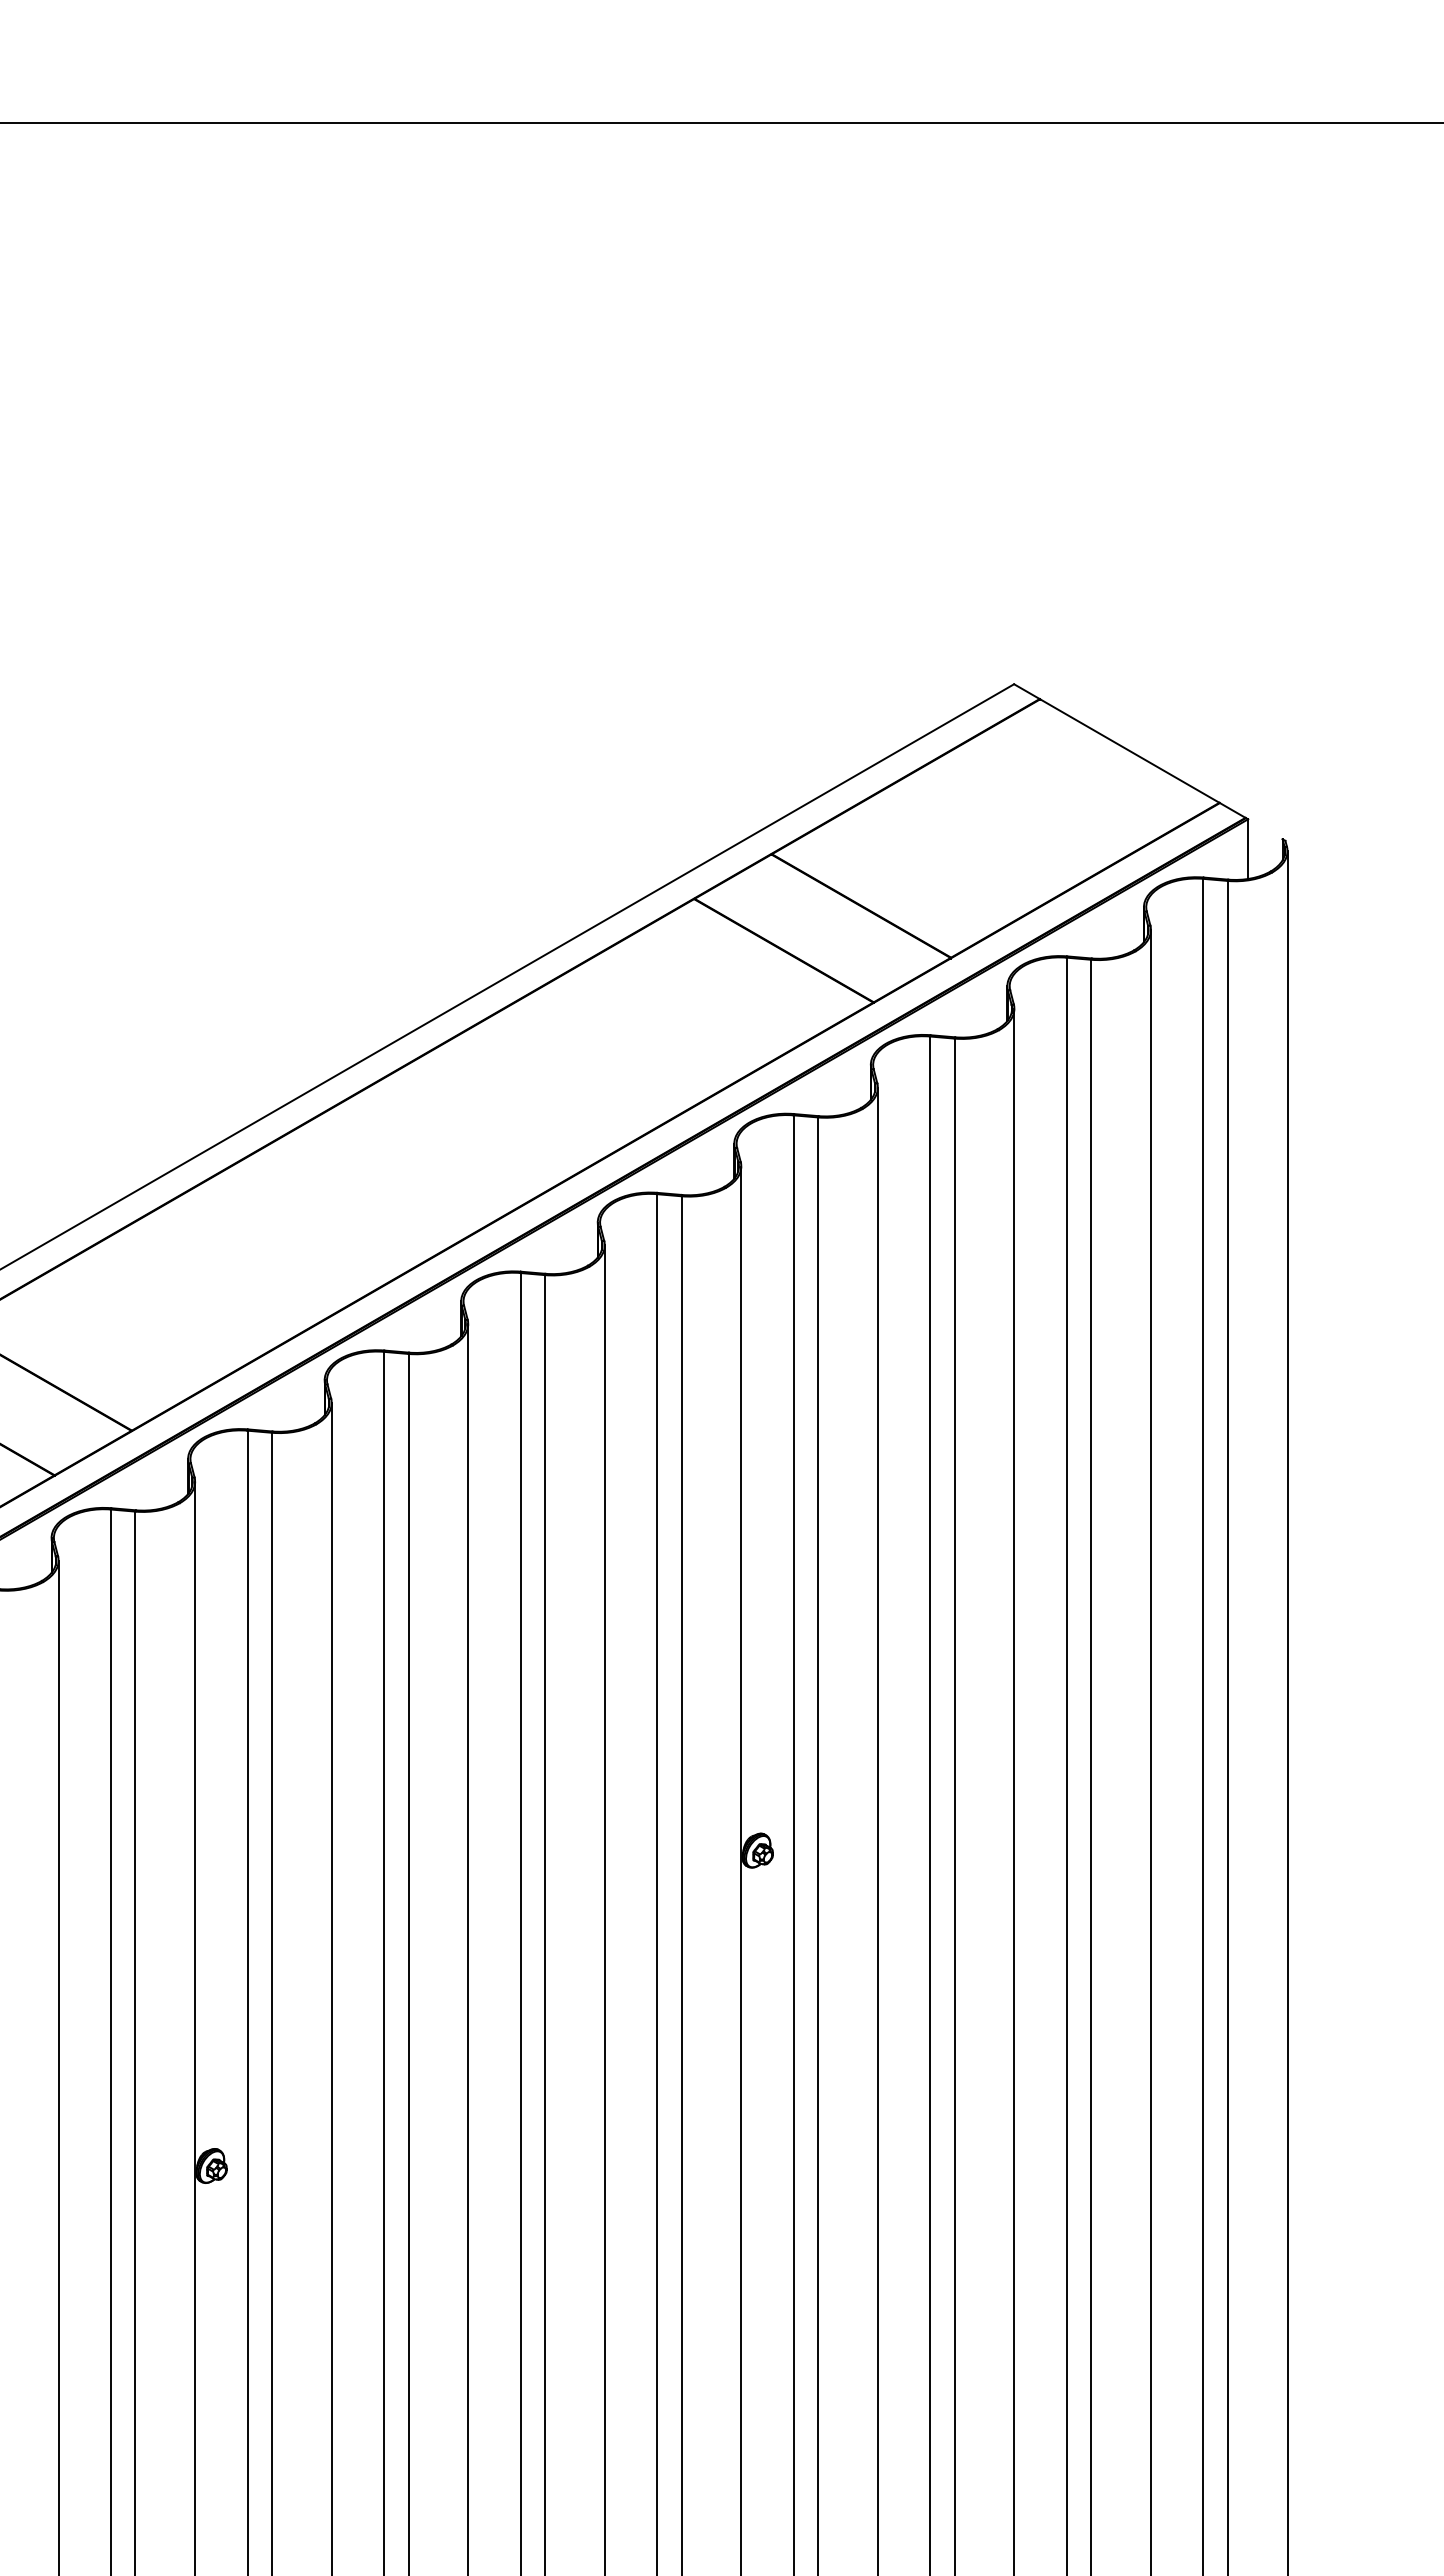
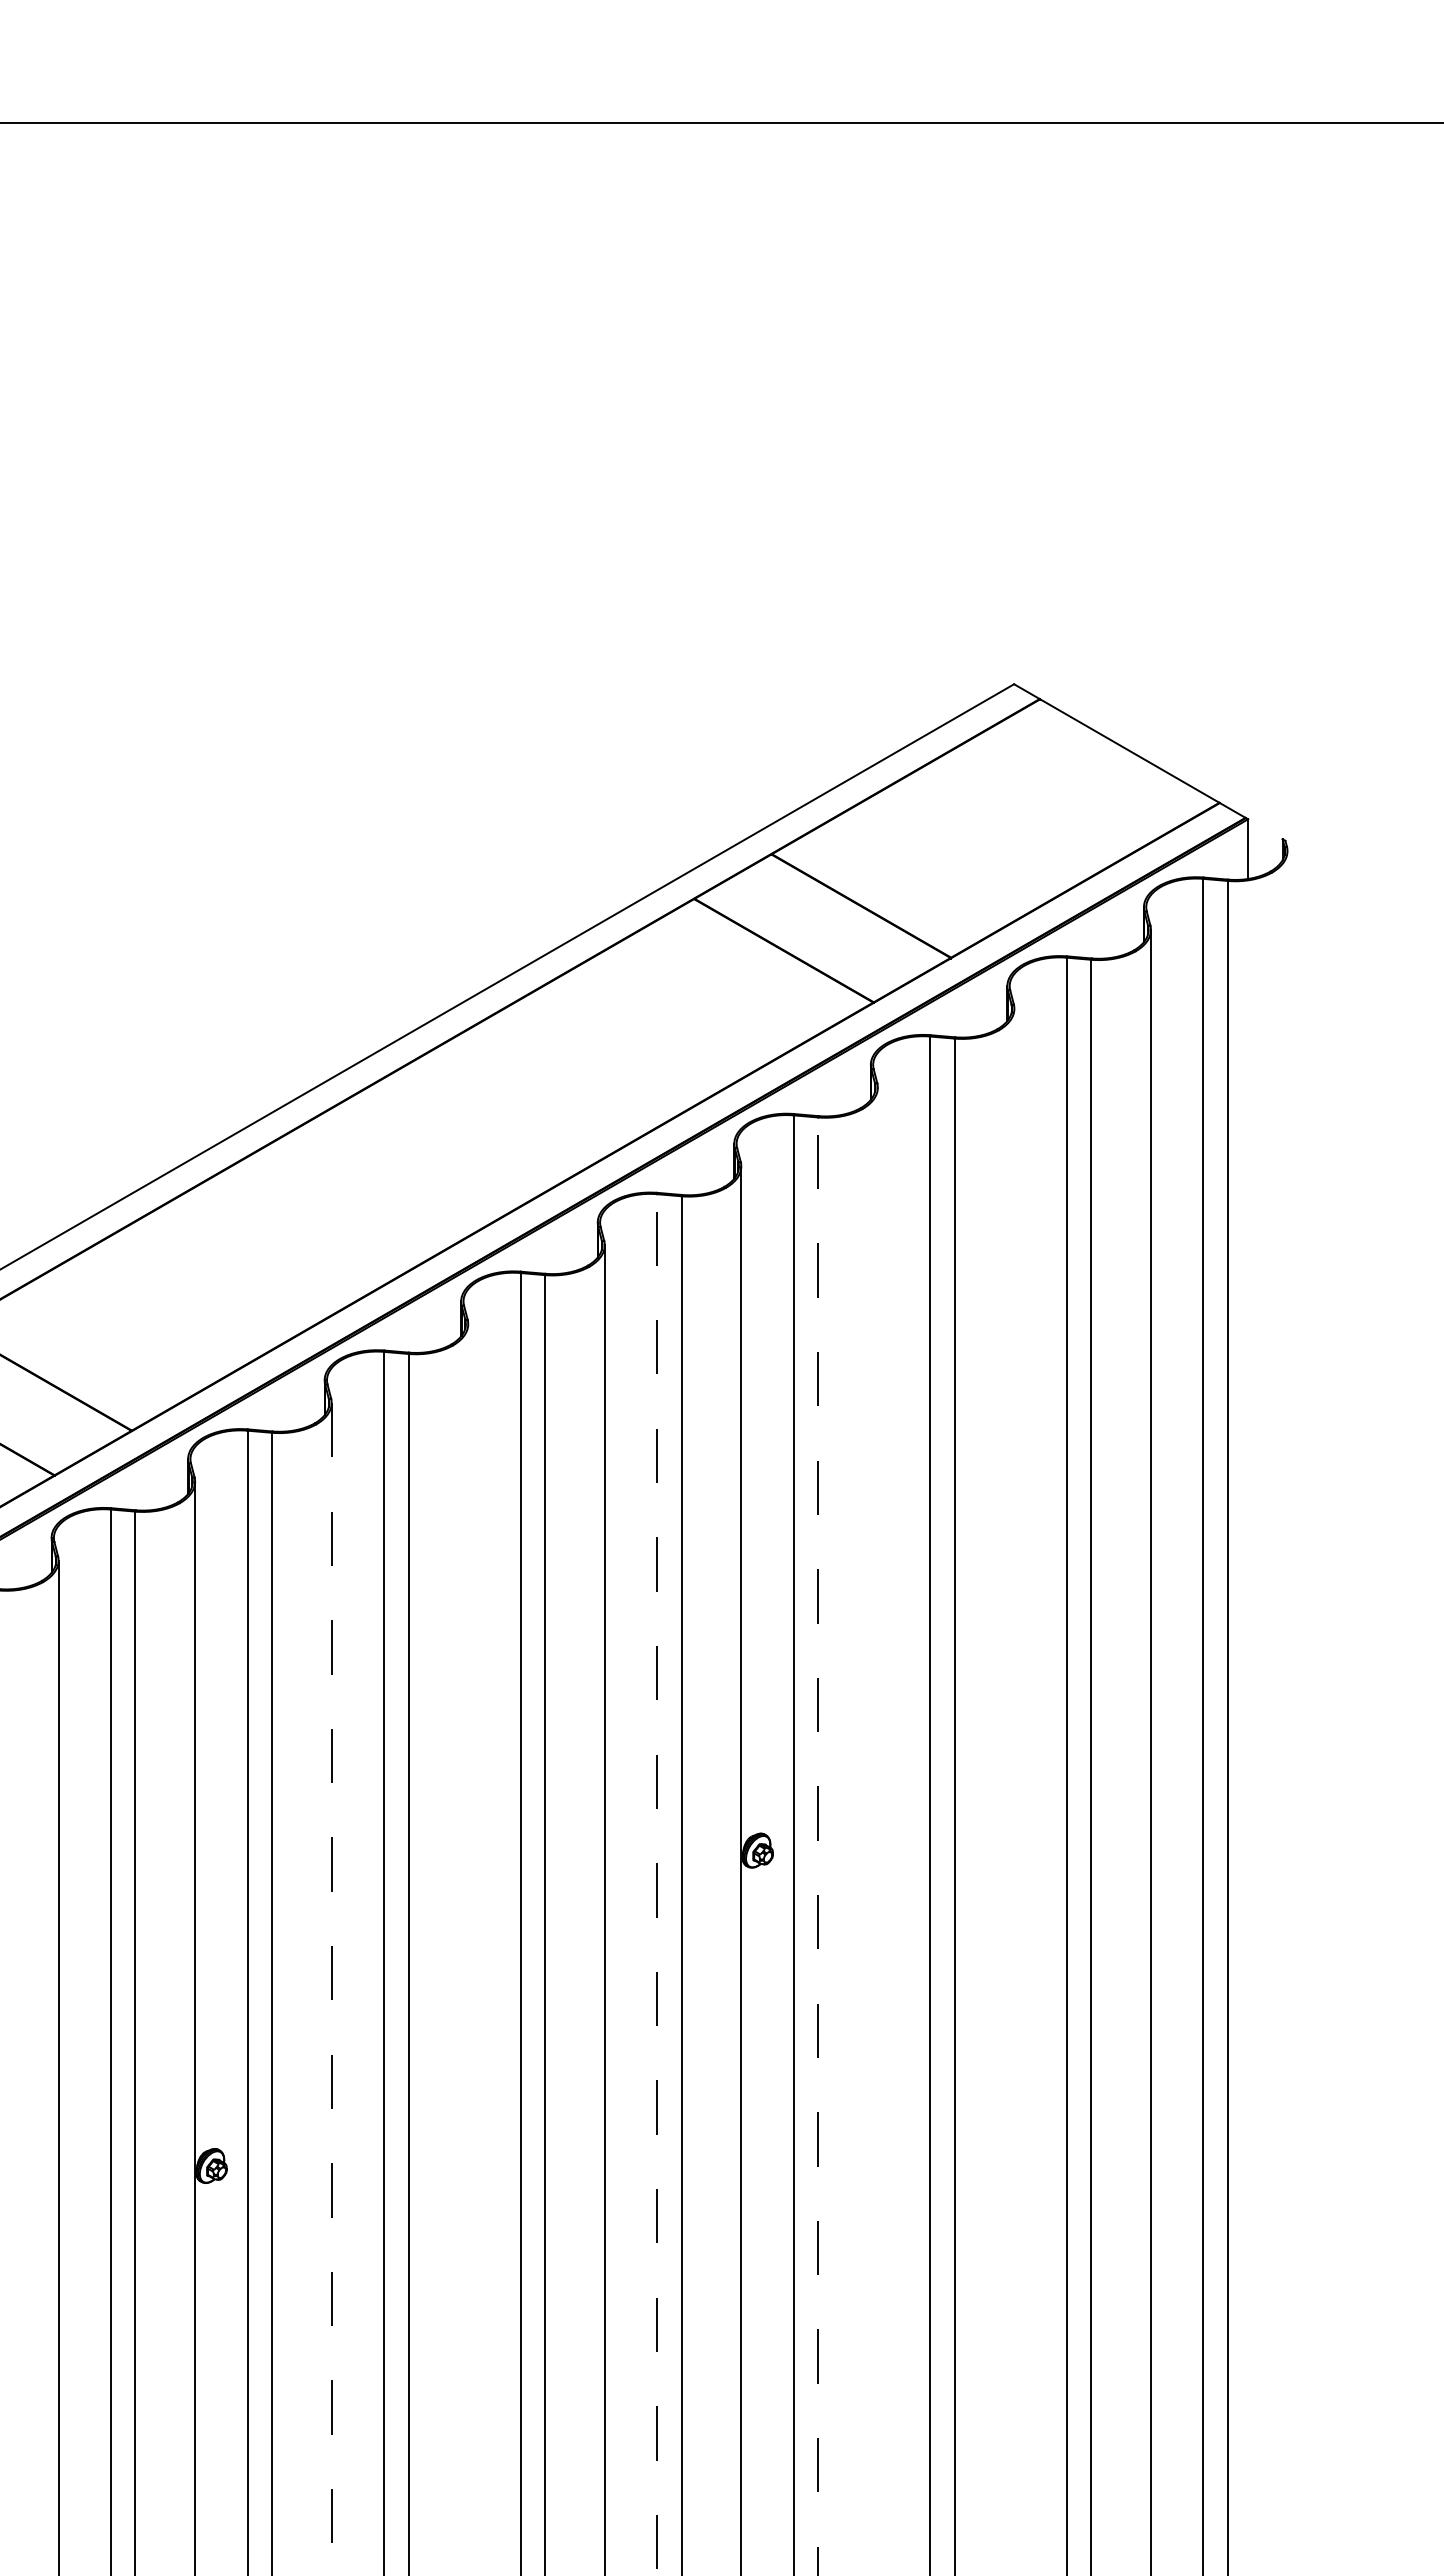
line: present -> none (1287, 1711)
line: present -> none (1014, 1790)
line: present -> none (877, 1829)
line: solid -> dashed (818, 1846)
line: solid -> dashed (657, 1885)
line: present -> none (468, 1948)
line: solid -> dashed (331, 1989)
